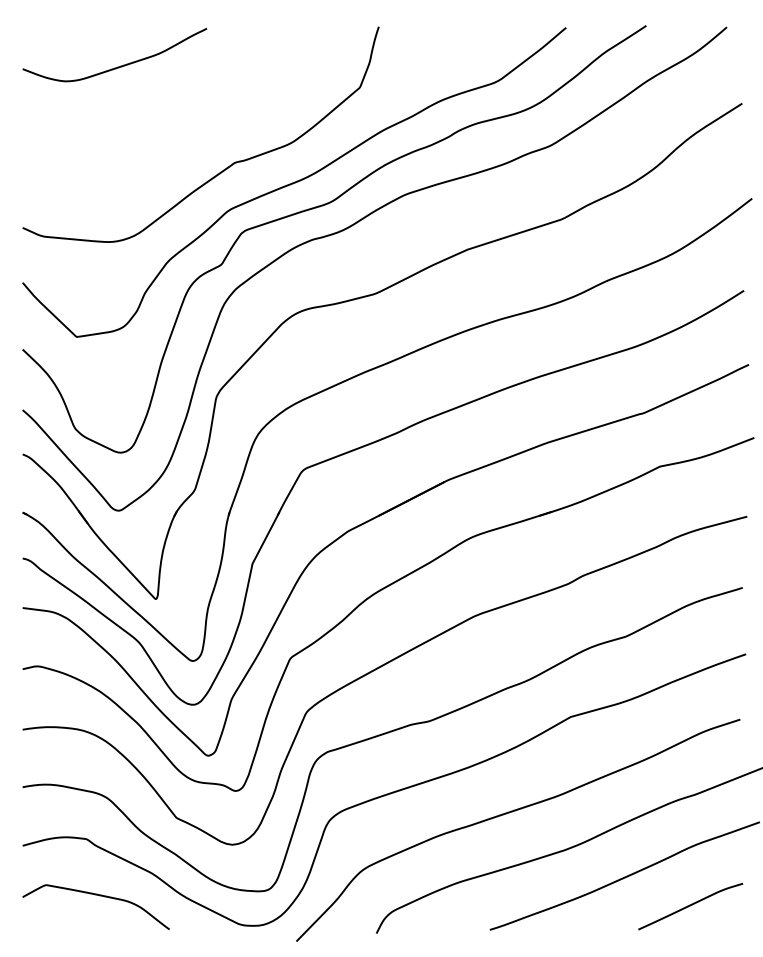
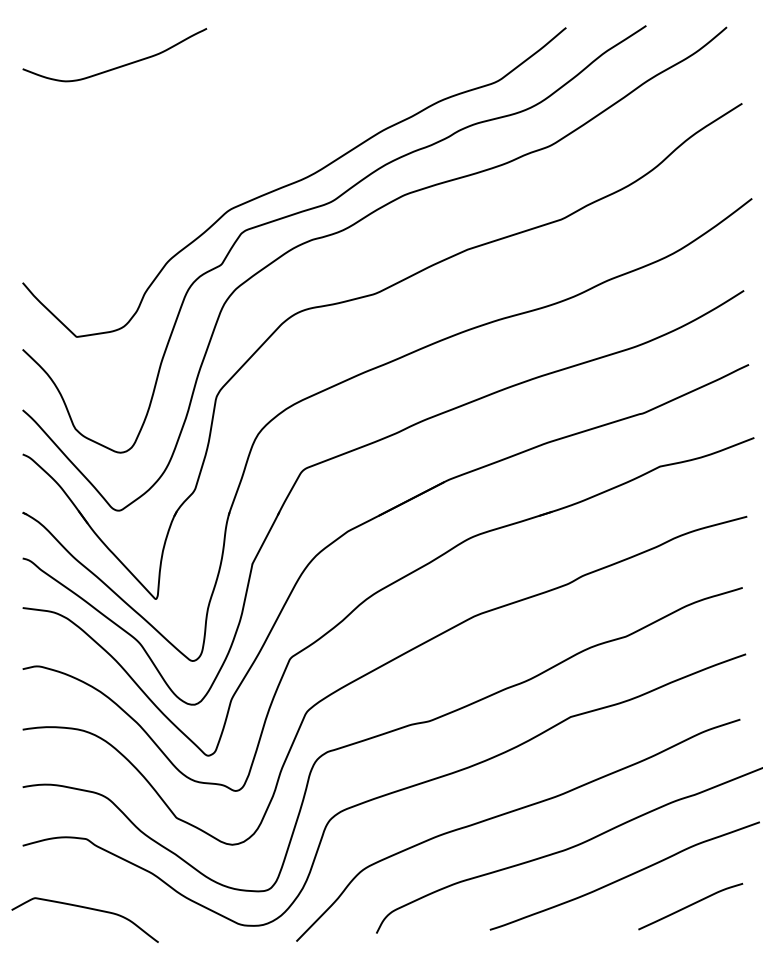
curve: present -> none (227, 166)
curve position: (99, 896) -> (88, 909) (88, 909)
